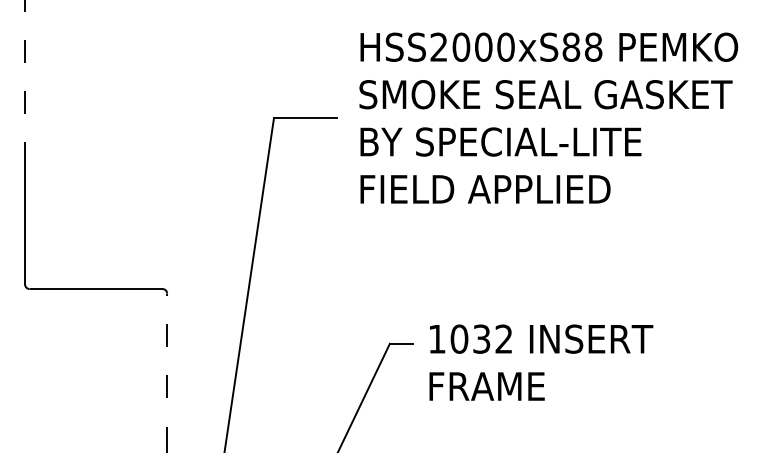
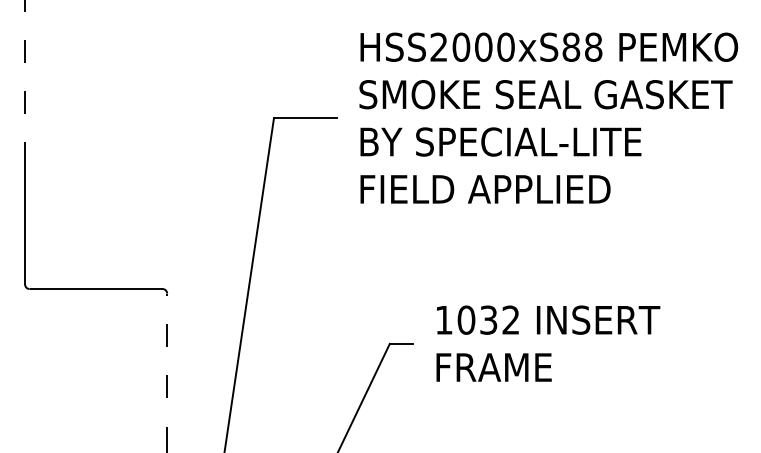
text position: (541, 362) -> (548, 343) (548, 343)
